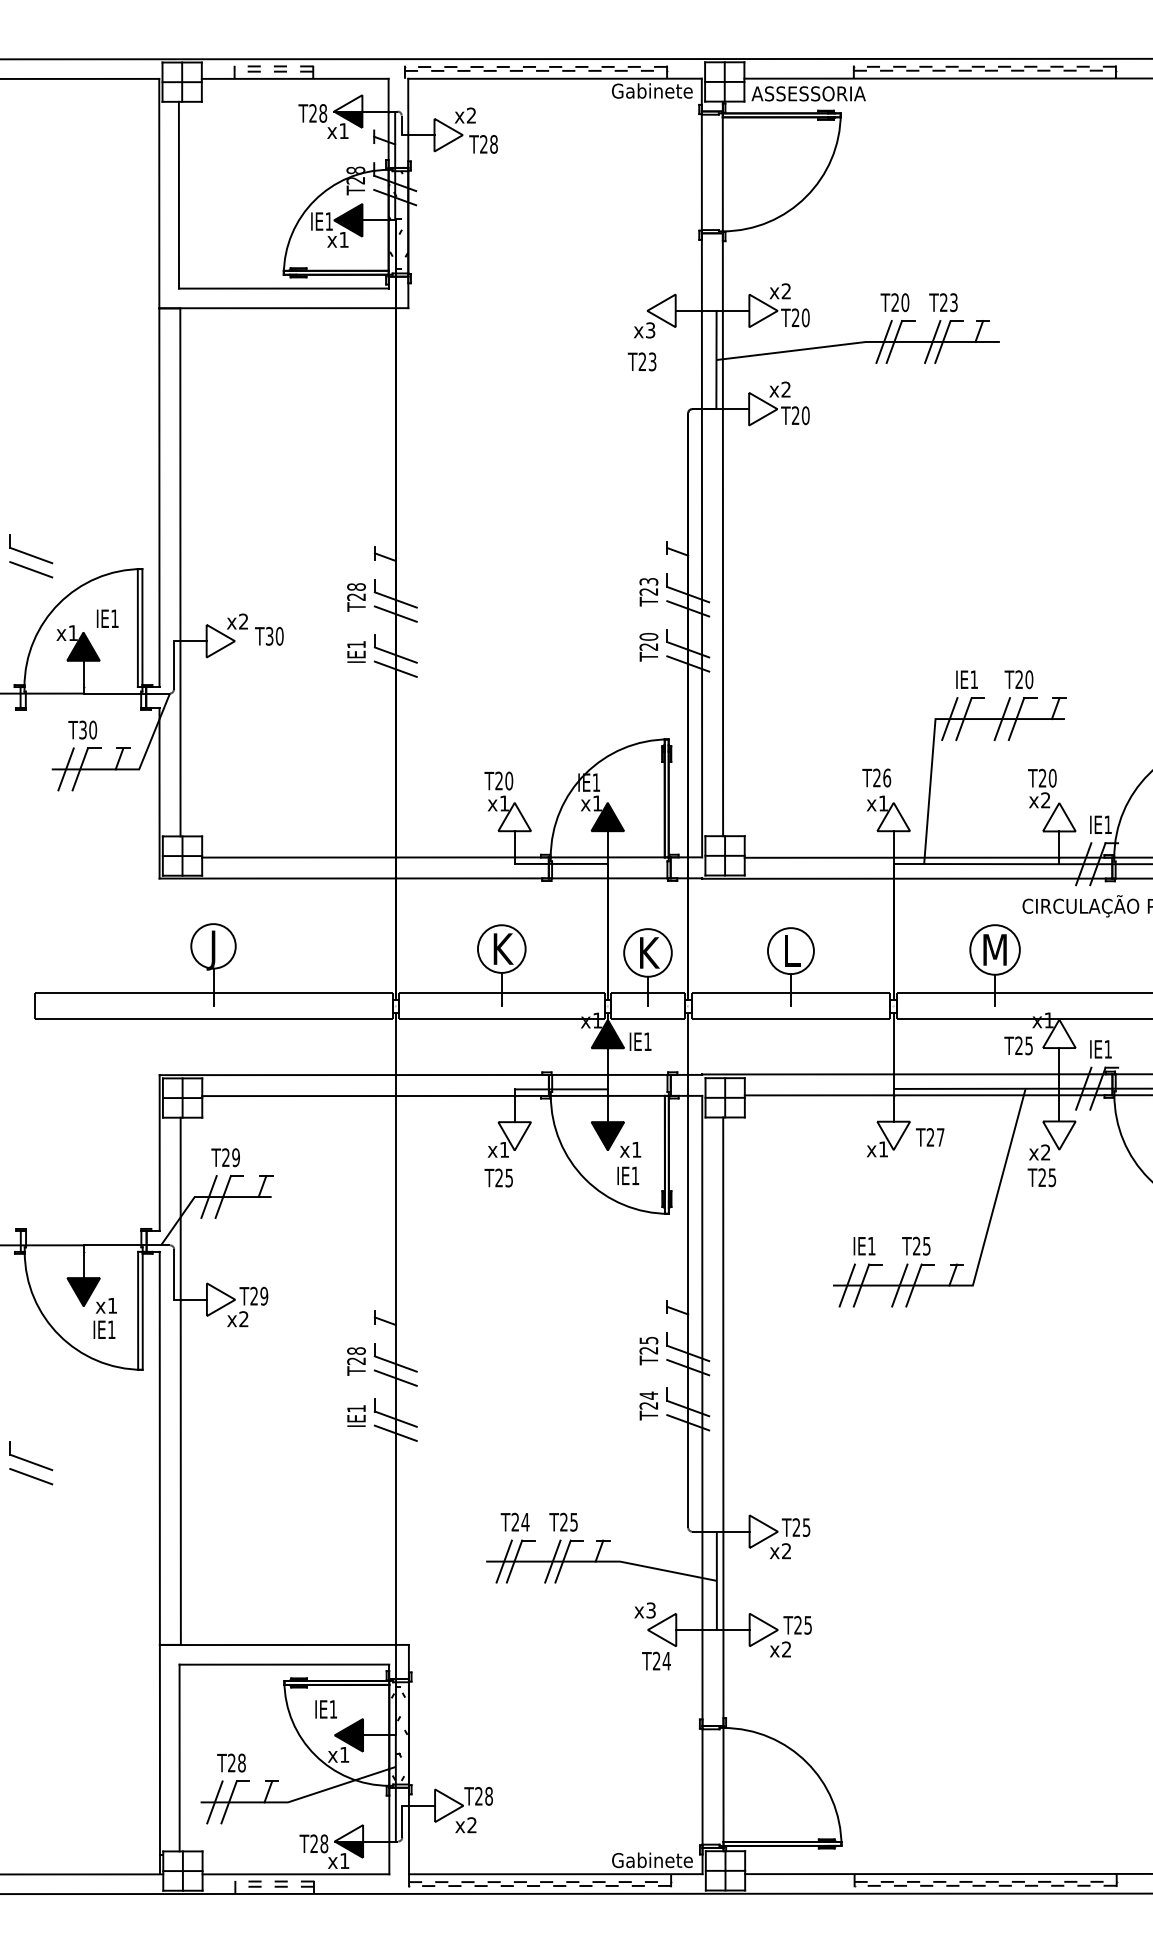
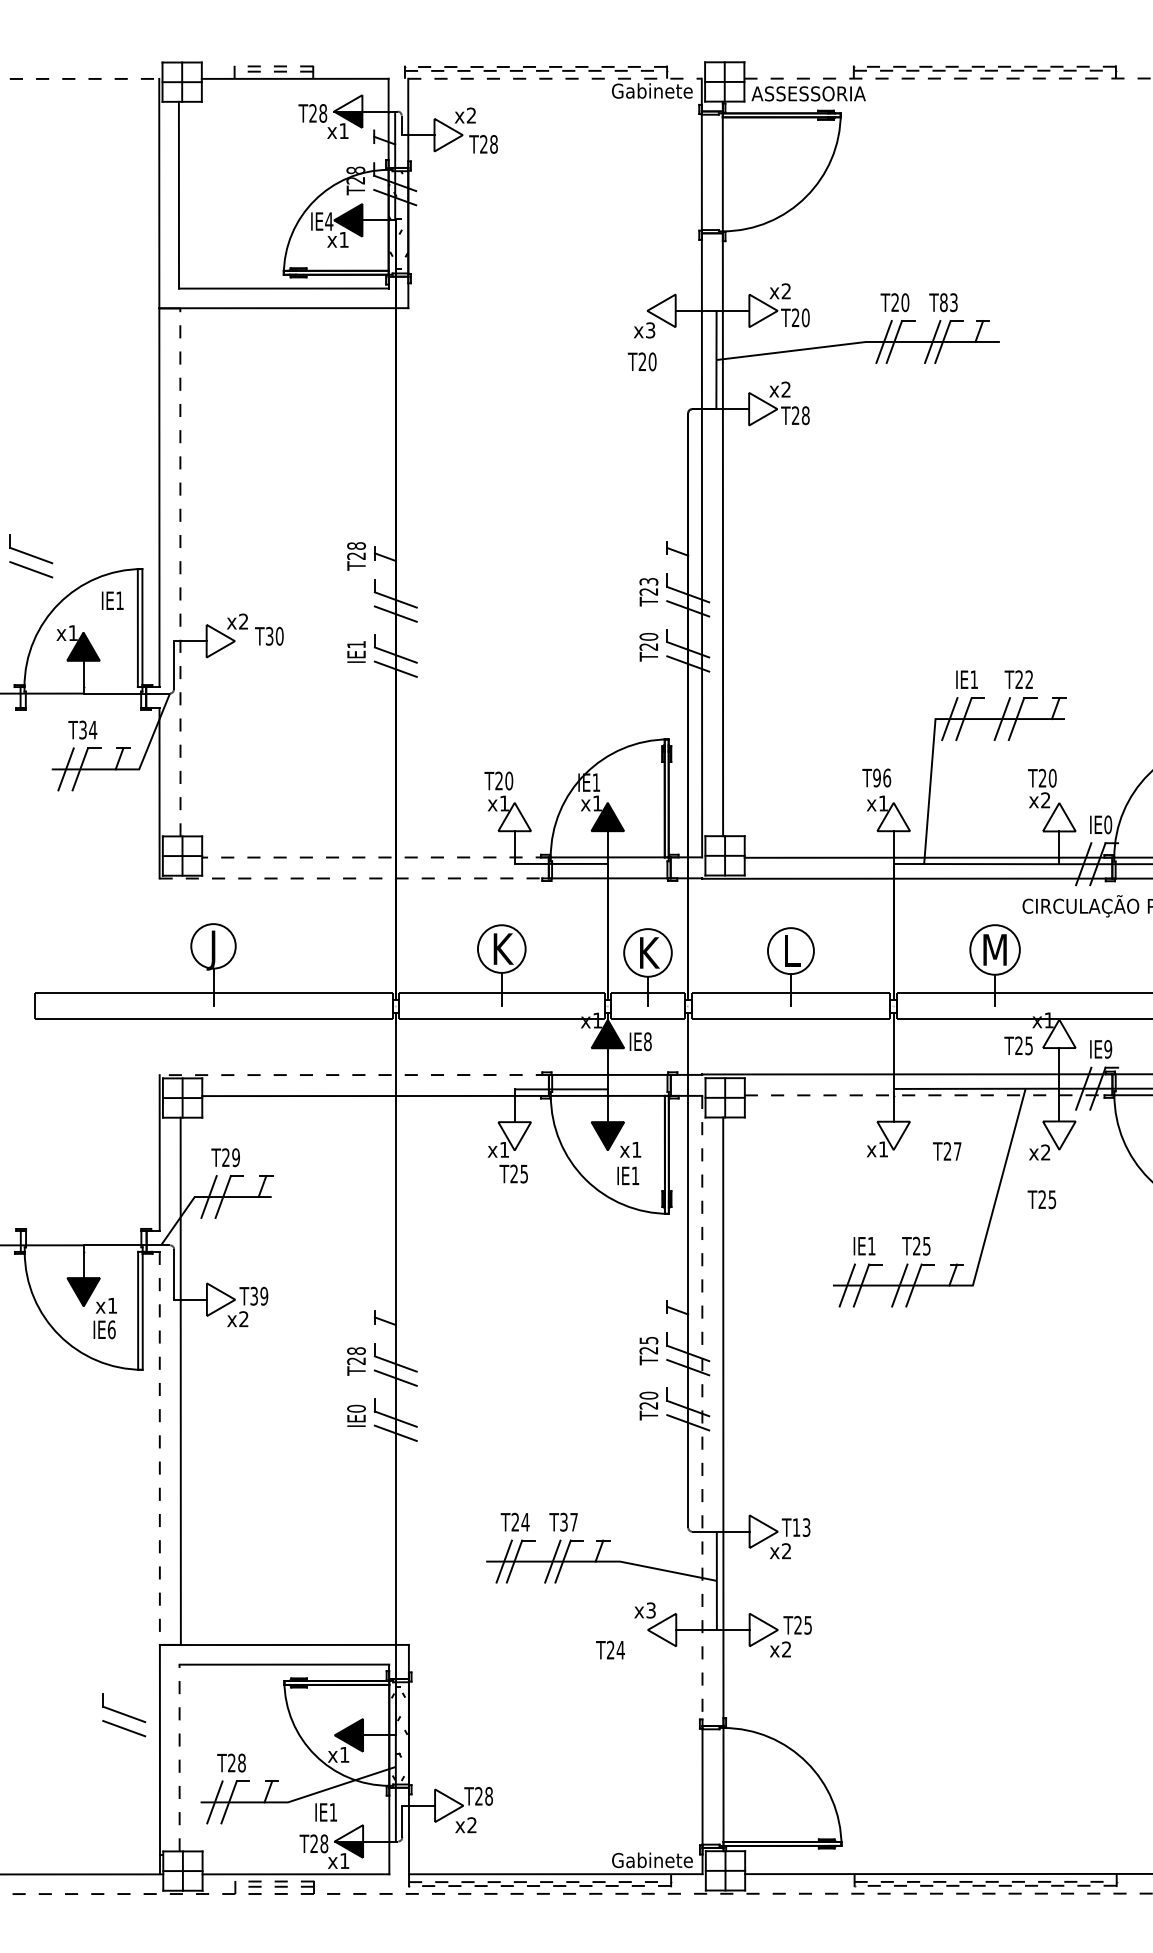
line: present -> none (575, 58)
line: solid -> dashed (80, 78)
line: solid -> dashed (555, 78)
line: solid -> dashed (949, 78)
text: IE1 -> IE4 (329, 221)
text: T23 -> T83 (943, 302)
text: T23 -> T20 (652, 361)
text: T20 -> T28 (805, 415)
line: solid -> dashed (180, 572)
text position: (356, 597) -> (356, 556) (356, 556)
text position: (107, 618) -> (112, 600) (112, 600)
text: T20 -> T22 (1029, 679)
text: T30 -> T34 (93, 729)
text: T26 -> T96 (876, 777)
text: IE1 -> IE0 (1108, 824)
line: solid -> dashed (374, 857)
line: solid -> dashed (354, 878)
text: IE1 -> IE8 (647, 1041)
text: IE1 -> IE9 (1108, 1049)
line: solid -> dashed (354, 1075)
line: solid -> dashed (928, 1095)
text position: (930, 1137) -> (947, 1151) (947, 1151)
text position: (498, 1177) -> (513, 1173) (513, 1173)
text position: (1041, 1177) -> (1041, 1199) (1041, 1199)
text: T29 -> T39 (253, 1296)
text: IE1 -> IE6 (111, 1329)
text: T24 -> T20 (648, 1395)
text: IE1 -> IE0 (356, 1408)
line: solid -> dashed (702, 1411)
line: solid -> dashed (159, 1448)
part position: (31, 1463) -> (124, 1715) (124, 1715)
text: T25 -> T37 (568, 1522)
text: T25 -> T13 (801, 1527)
text position: (656, 1660) -> (610, 1649) (610, 1649)
text position: (326, 1709) -> (326, 1812) (326, 1812)
line: solid -> dashed (179, 1757)
line: solid -> dashed (577, 1893)
